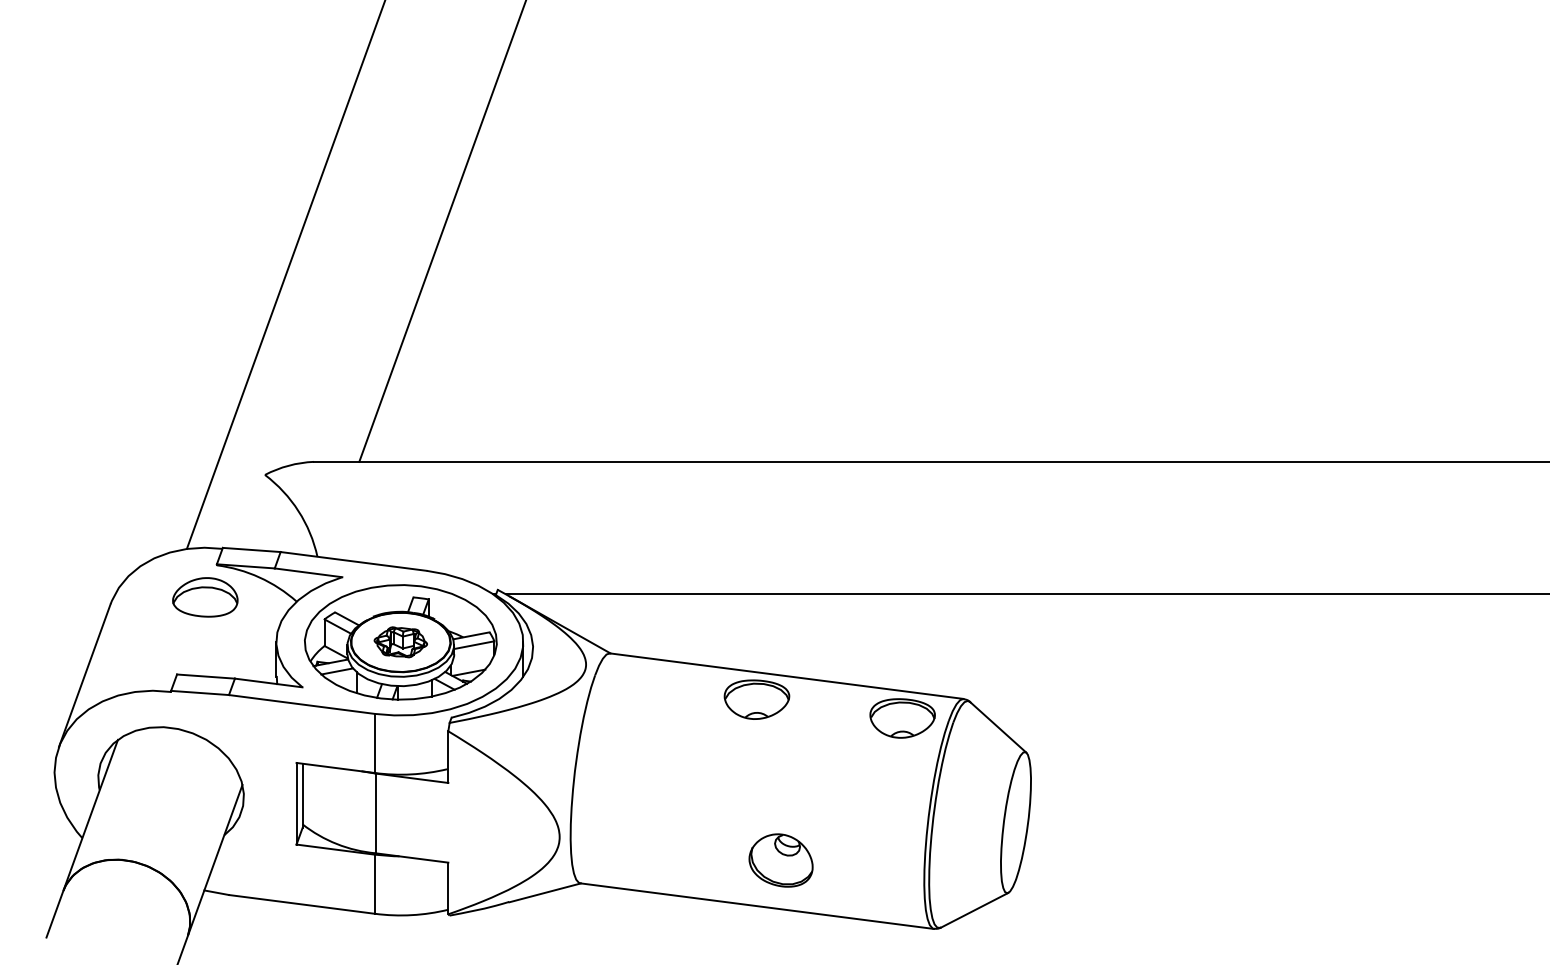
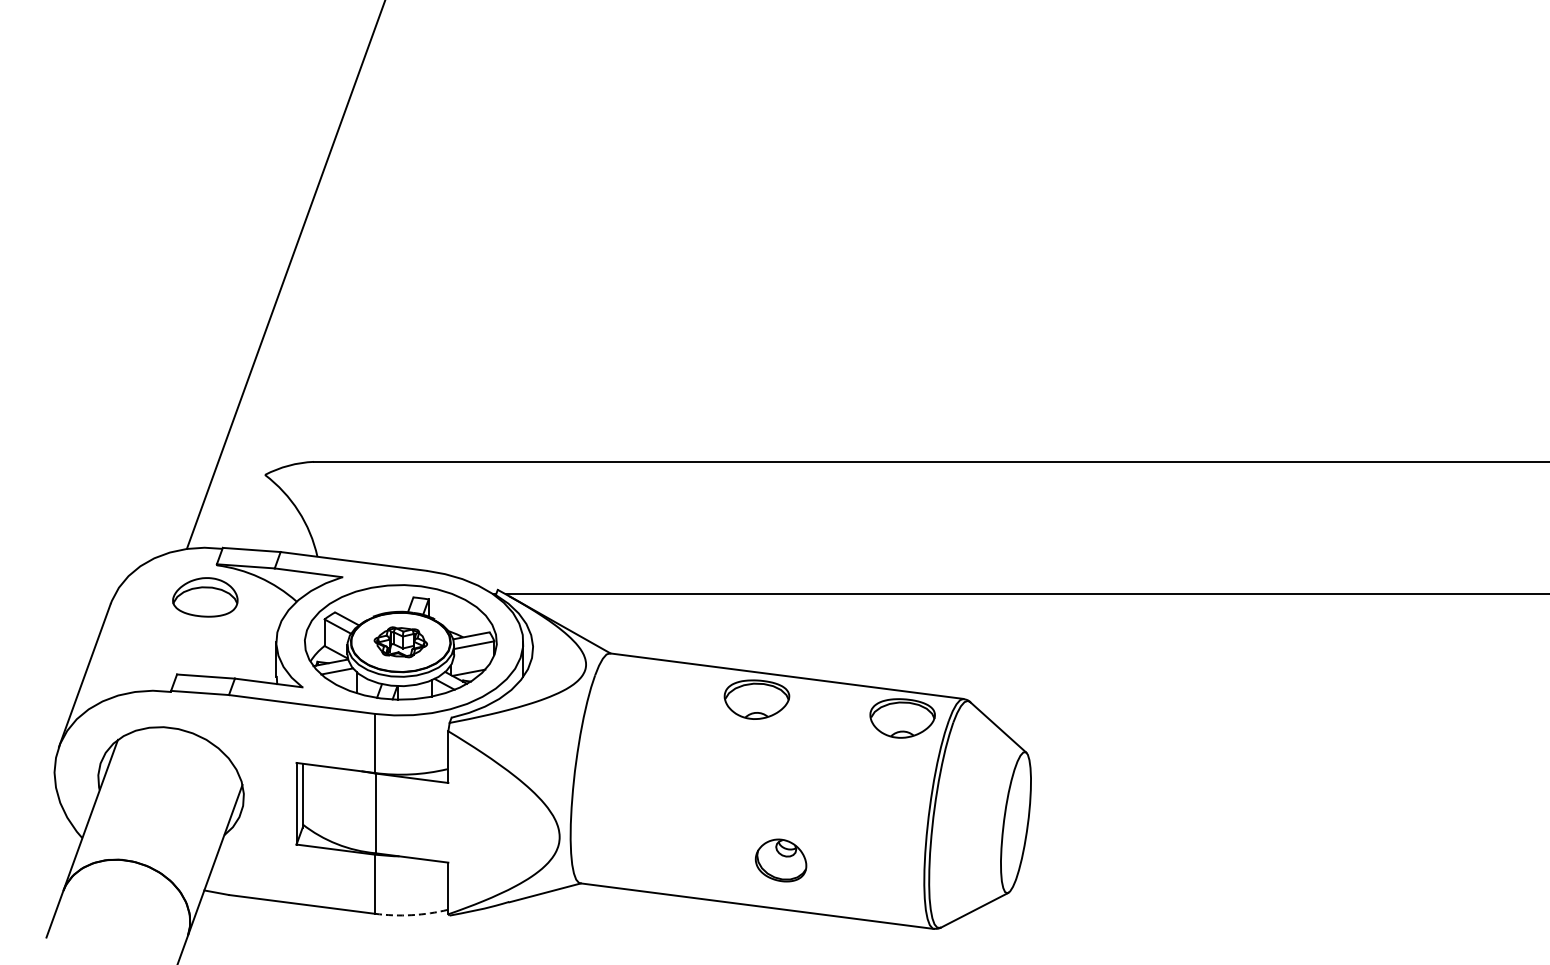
line: present -> none (442, 231)
part size: 66x55 px -> 54x45 px (780, 860)
arc: solid -> dashed (411, 915)
